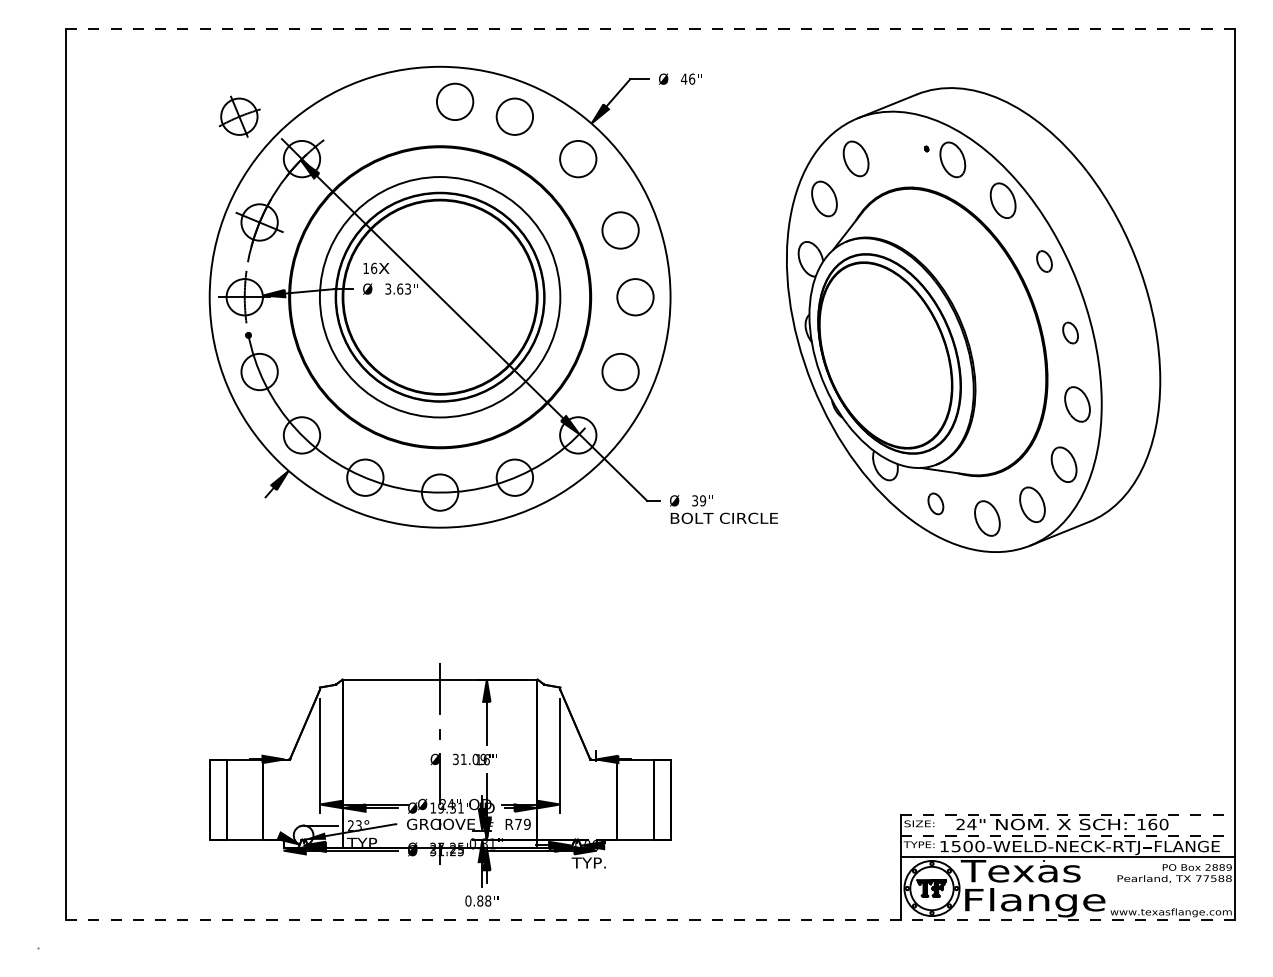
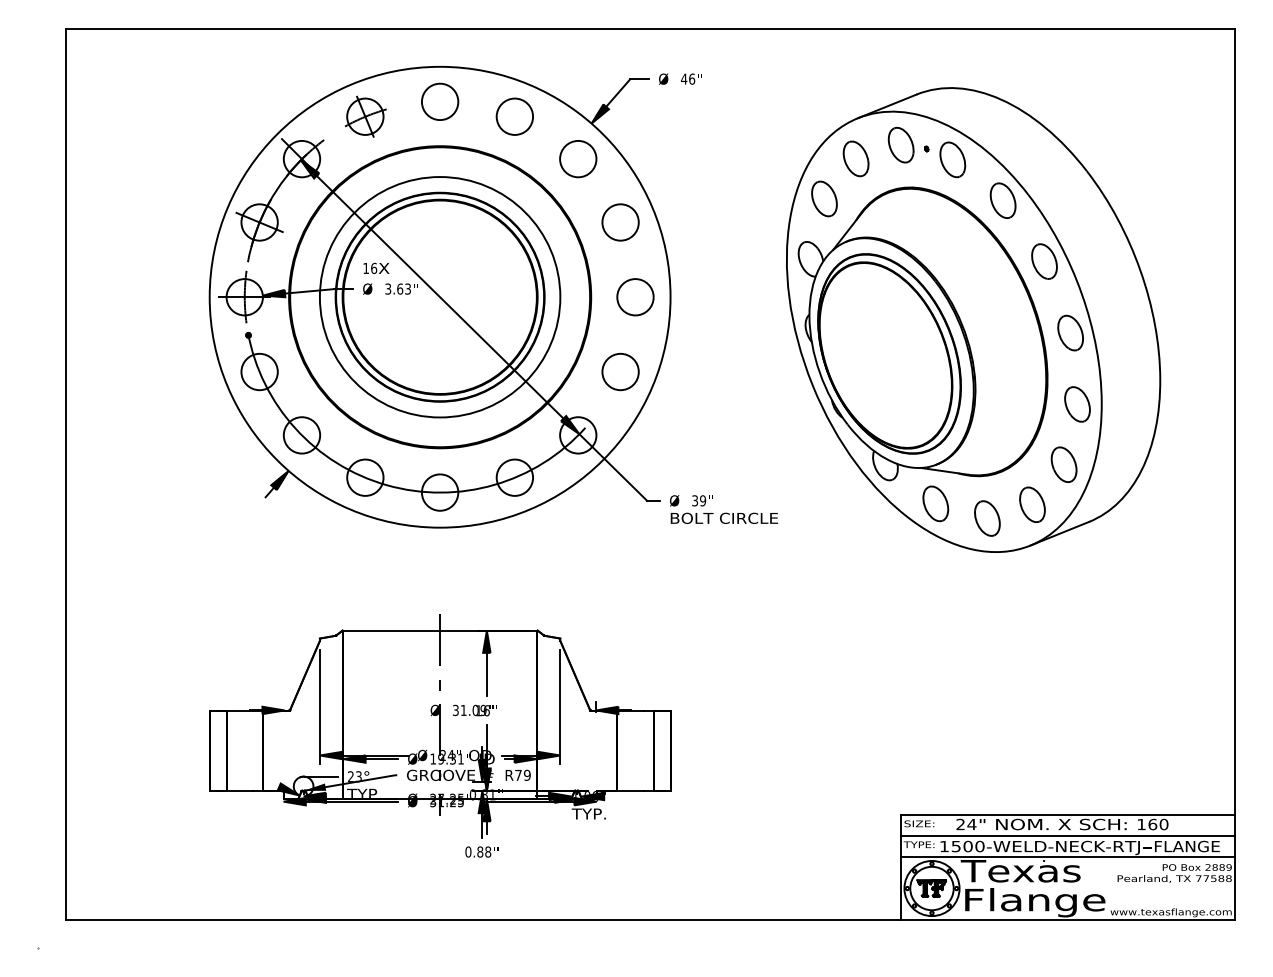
line: dashed -> solid (650, 29)
circle position: (455, 101) -> (440, 101) (440, 101)
part position: (239, 116) -> (365, 116) (365, 116)
part: none -> present (900, 144)
circle position: (620, 230) -> (620, 222) (620, 222)
part size: 17x23 px -> 27x37 px (1044, 261)
part size: 17x24 px -> 27x38 px (1070, 332)
part size: 18x24 px -> 28x38 px (935, 503)
part position: (440, 784) -> (440, 735) (440, 735)
line: dashed -> solid (1067, 815)
line: dashed -> solid (1067, 836)
line: dashed -> solid (650, 919)
